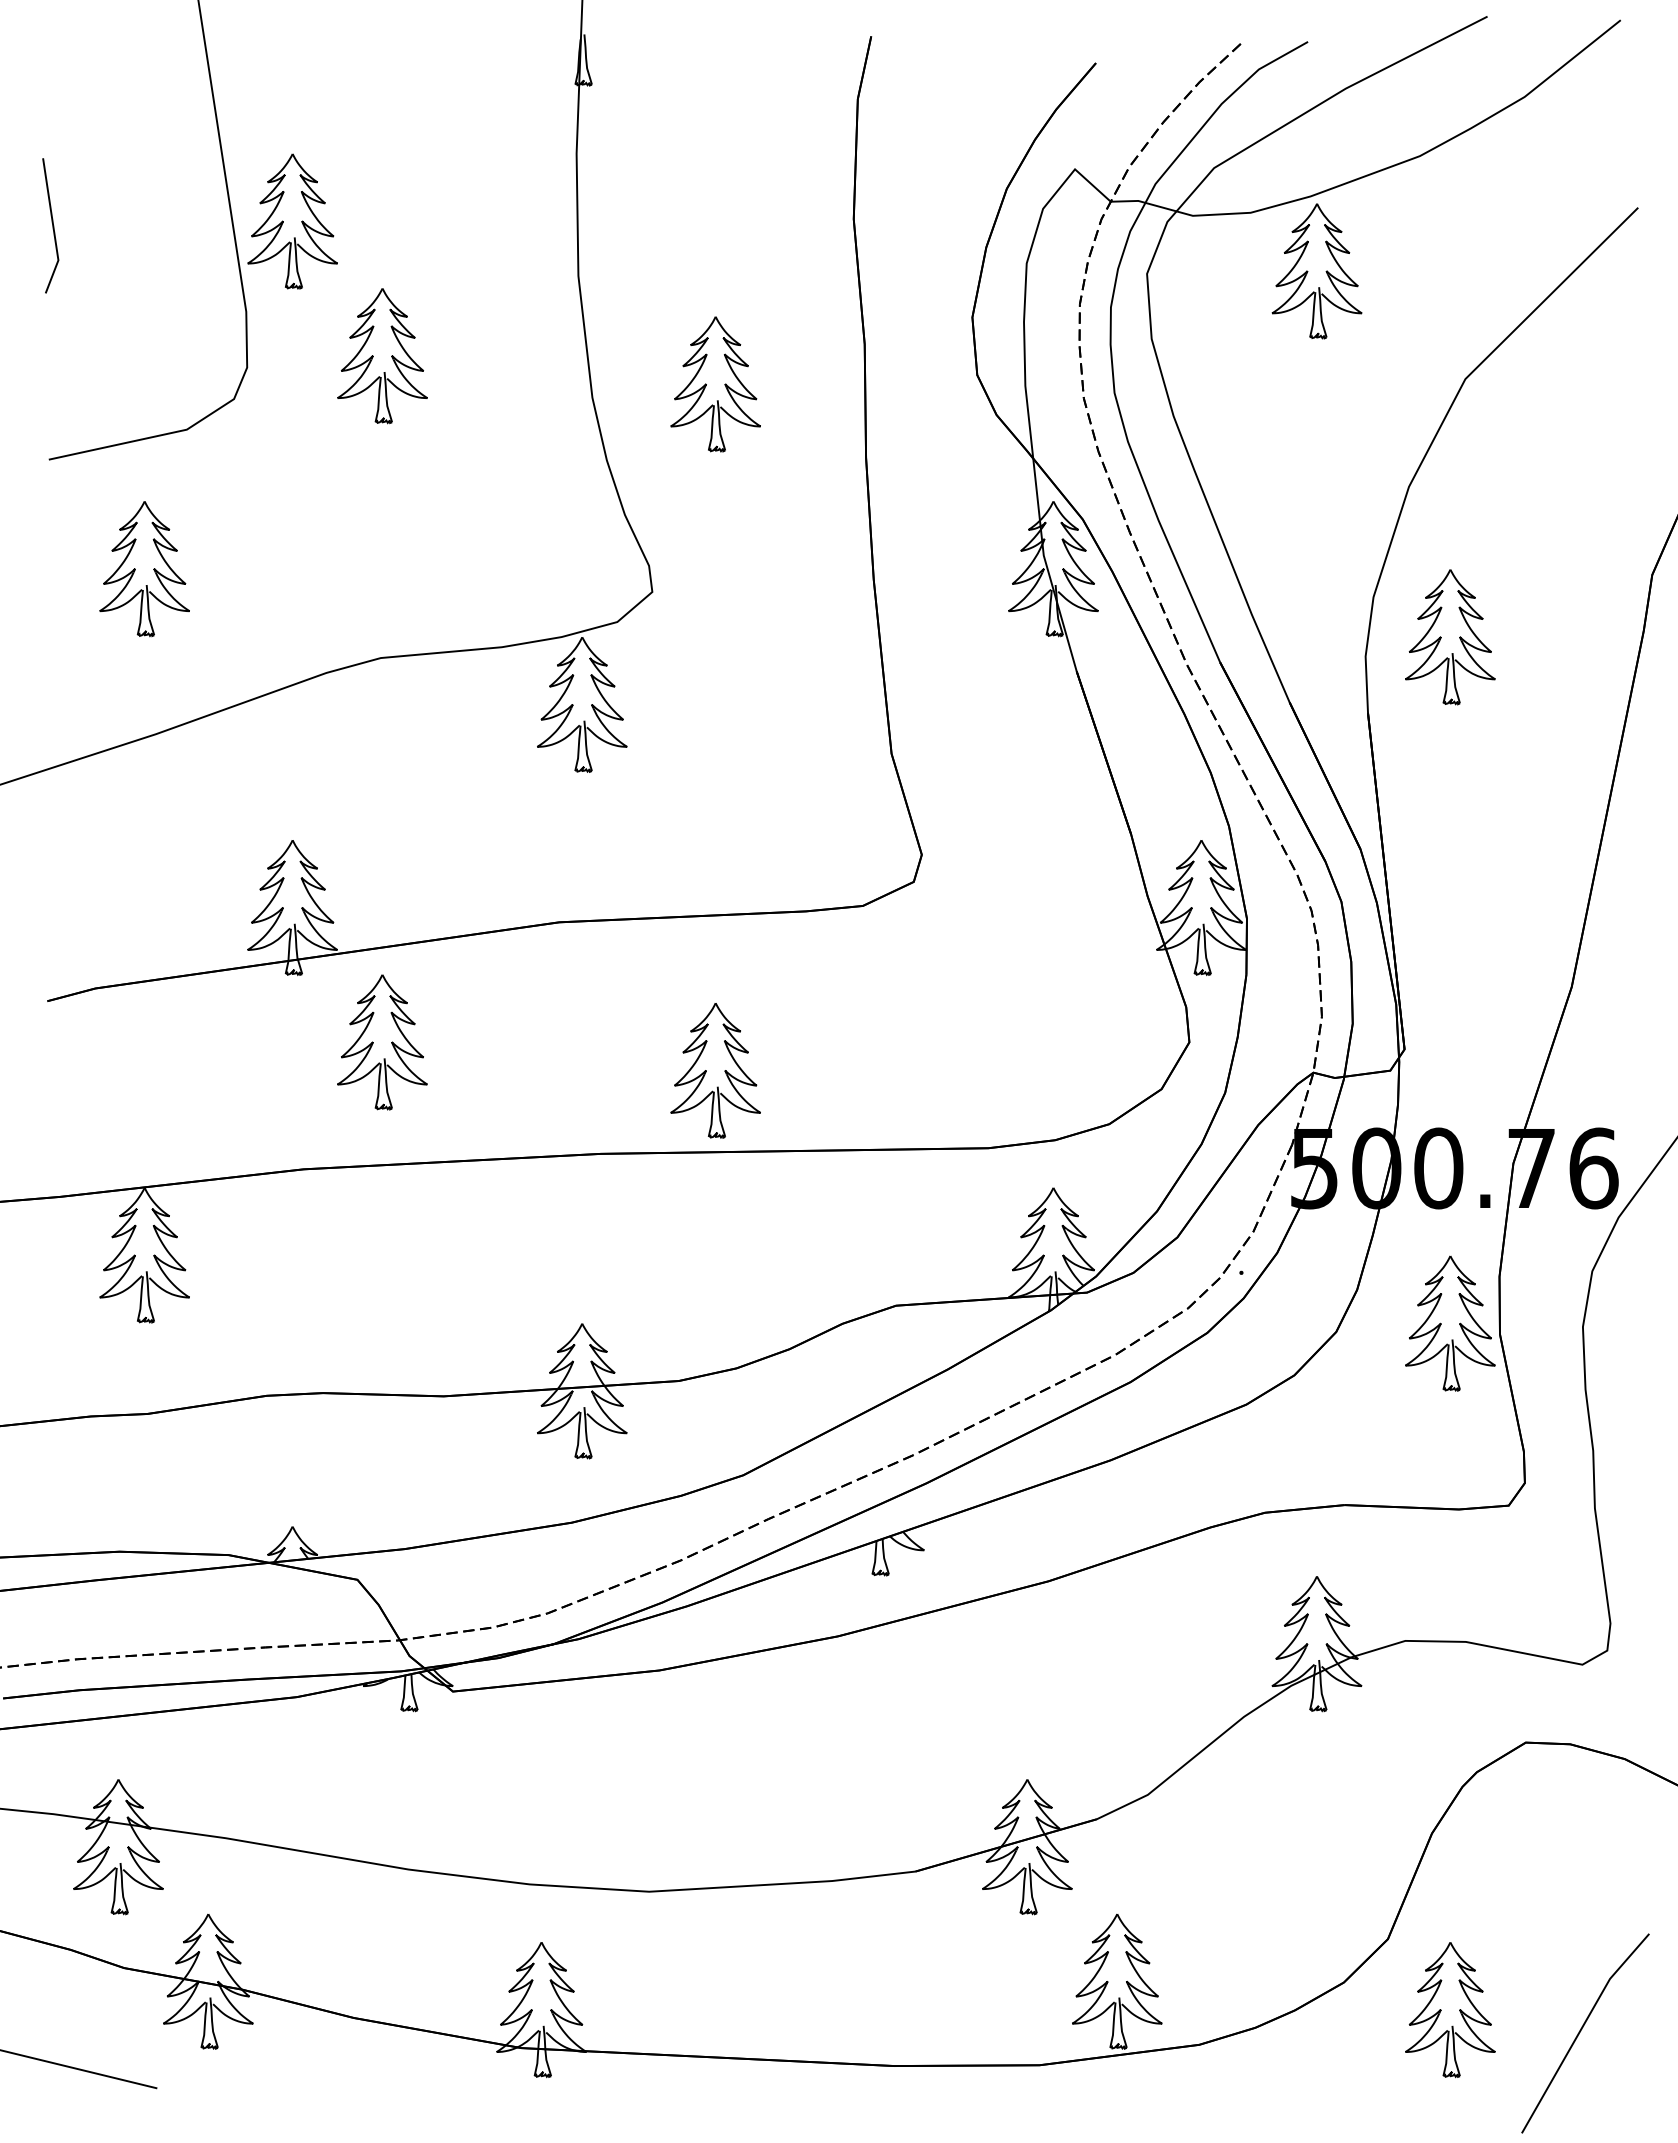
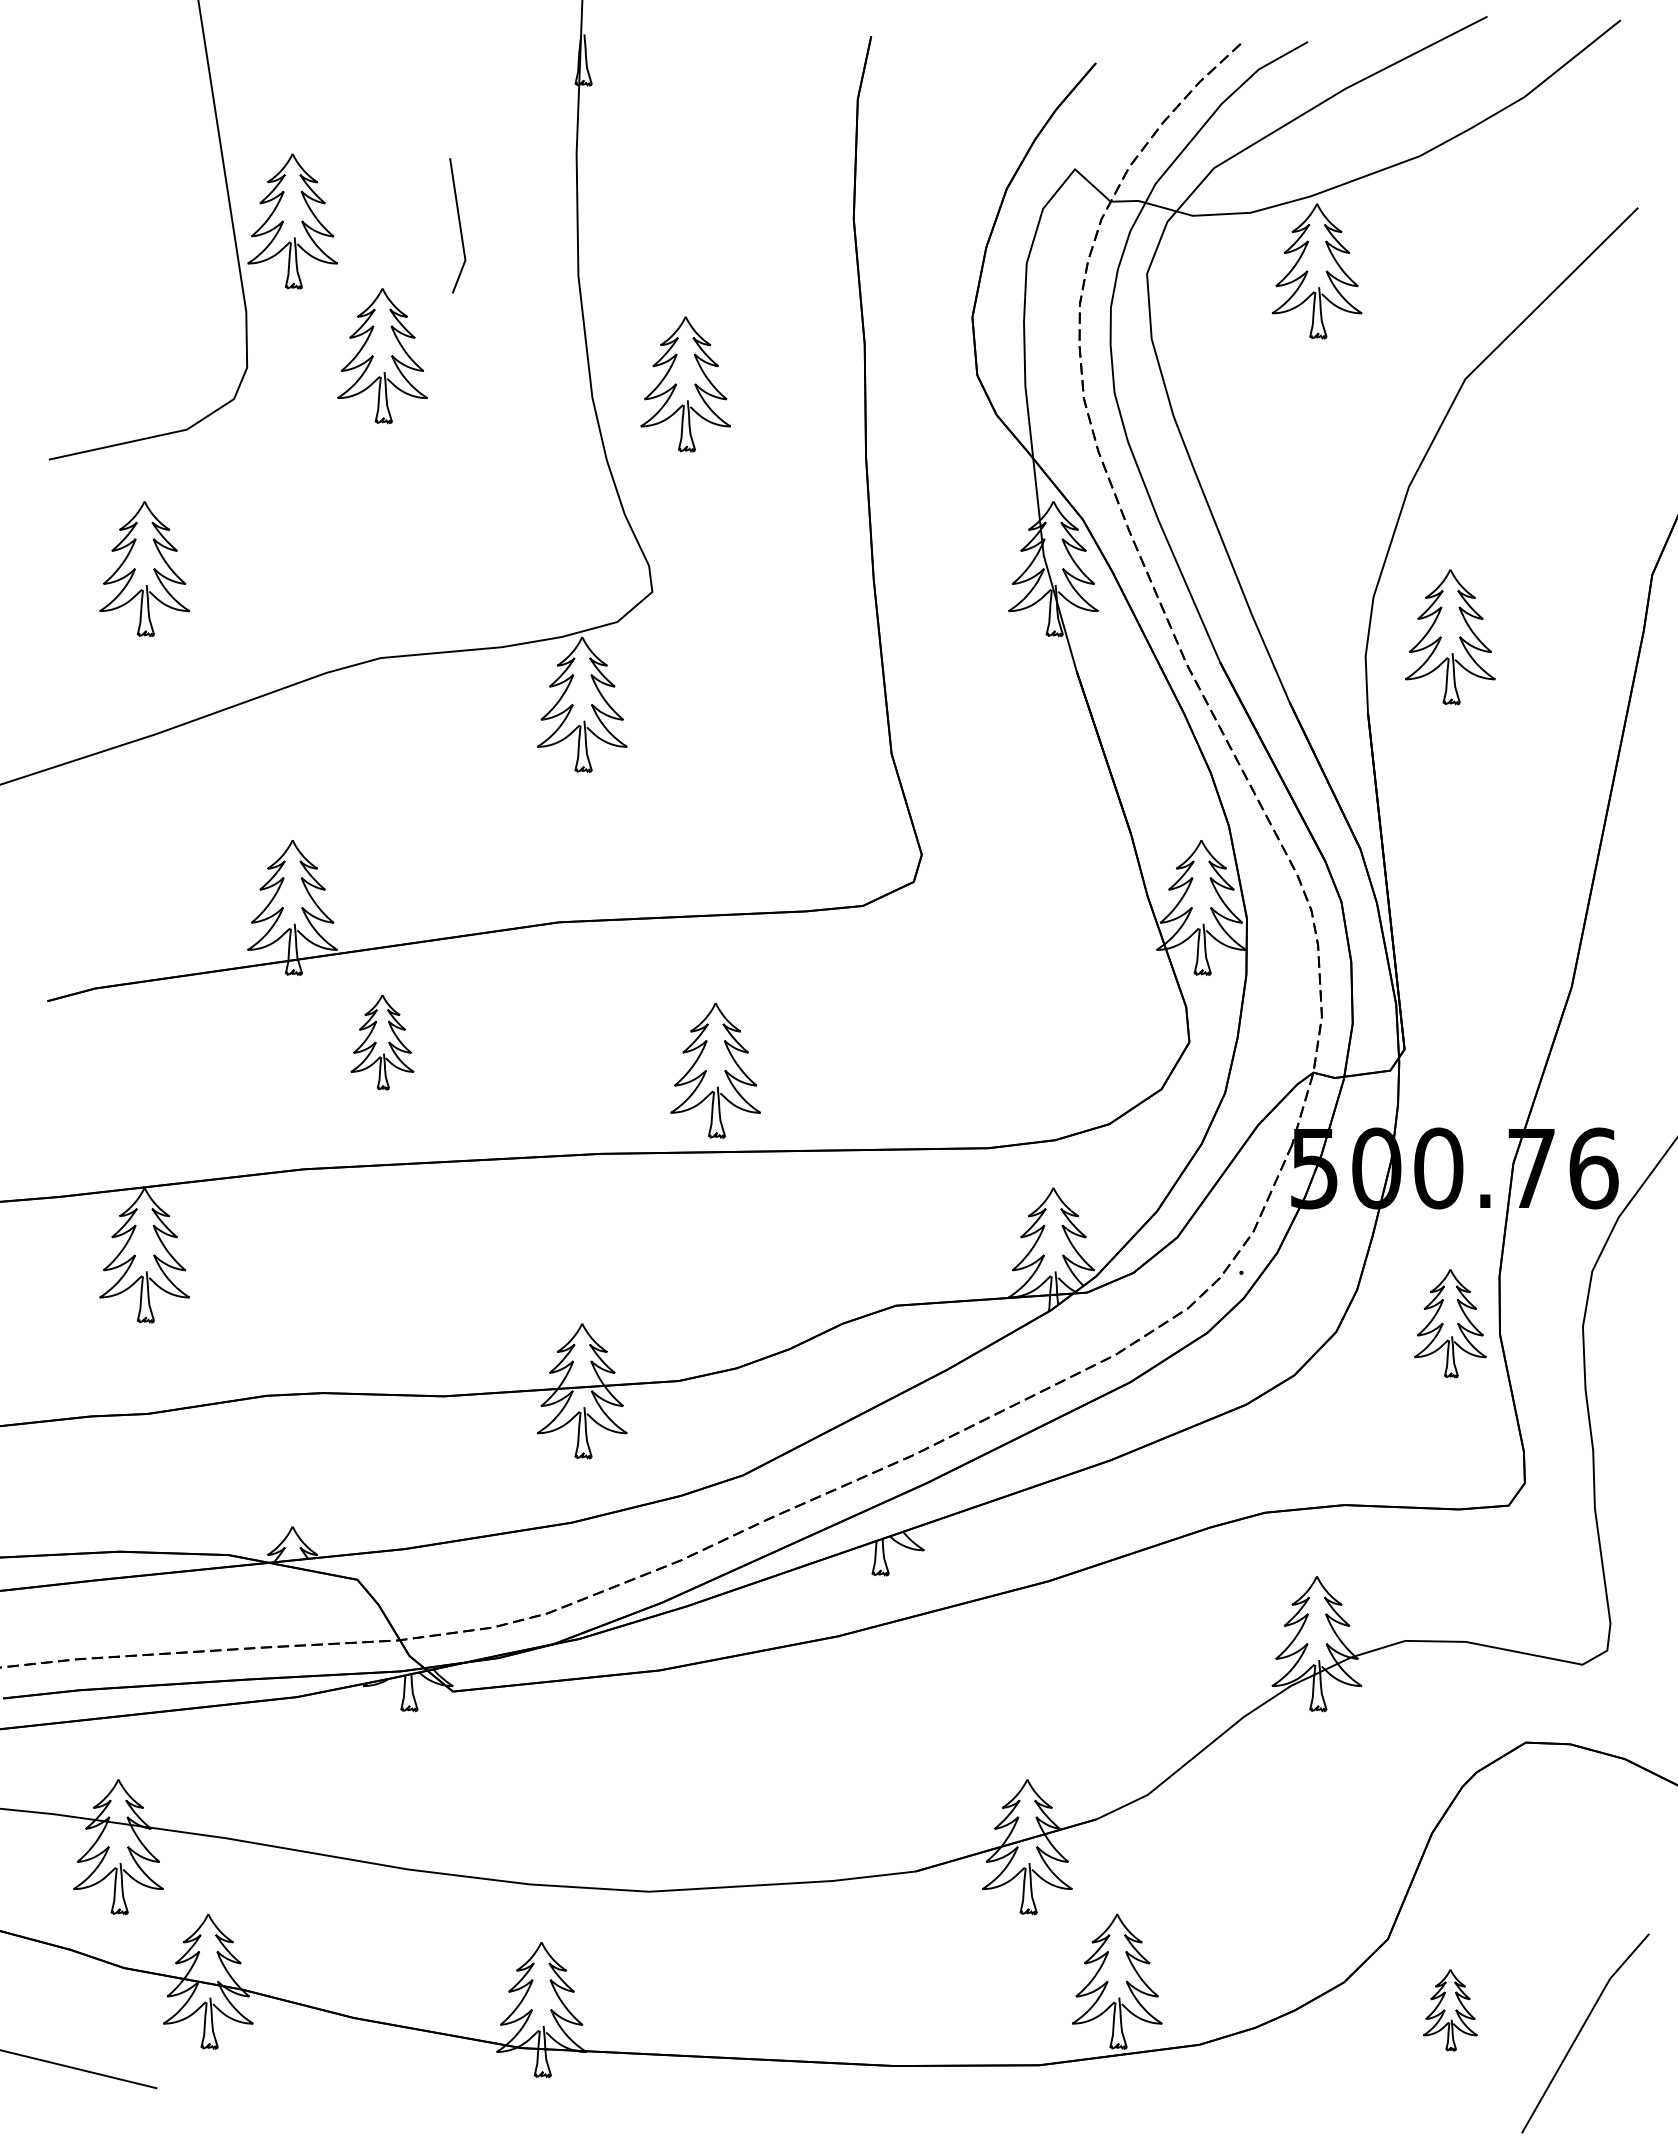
line position: (52, 225) -> (459, 225) (459, 225)
part position: (715, 384) -> (685, 384) (685, 384)
part size: 91x137 px -> 65x96 px (382, 1042)
part size: 91x137 px -> 73x110 px (1450, 1323)
part size: 91x137 px -> 55x83 px (1450, 2010)
